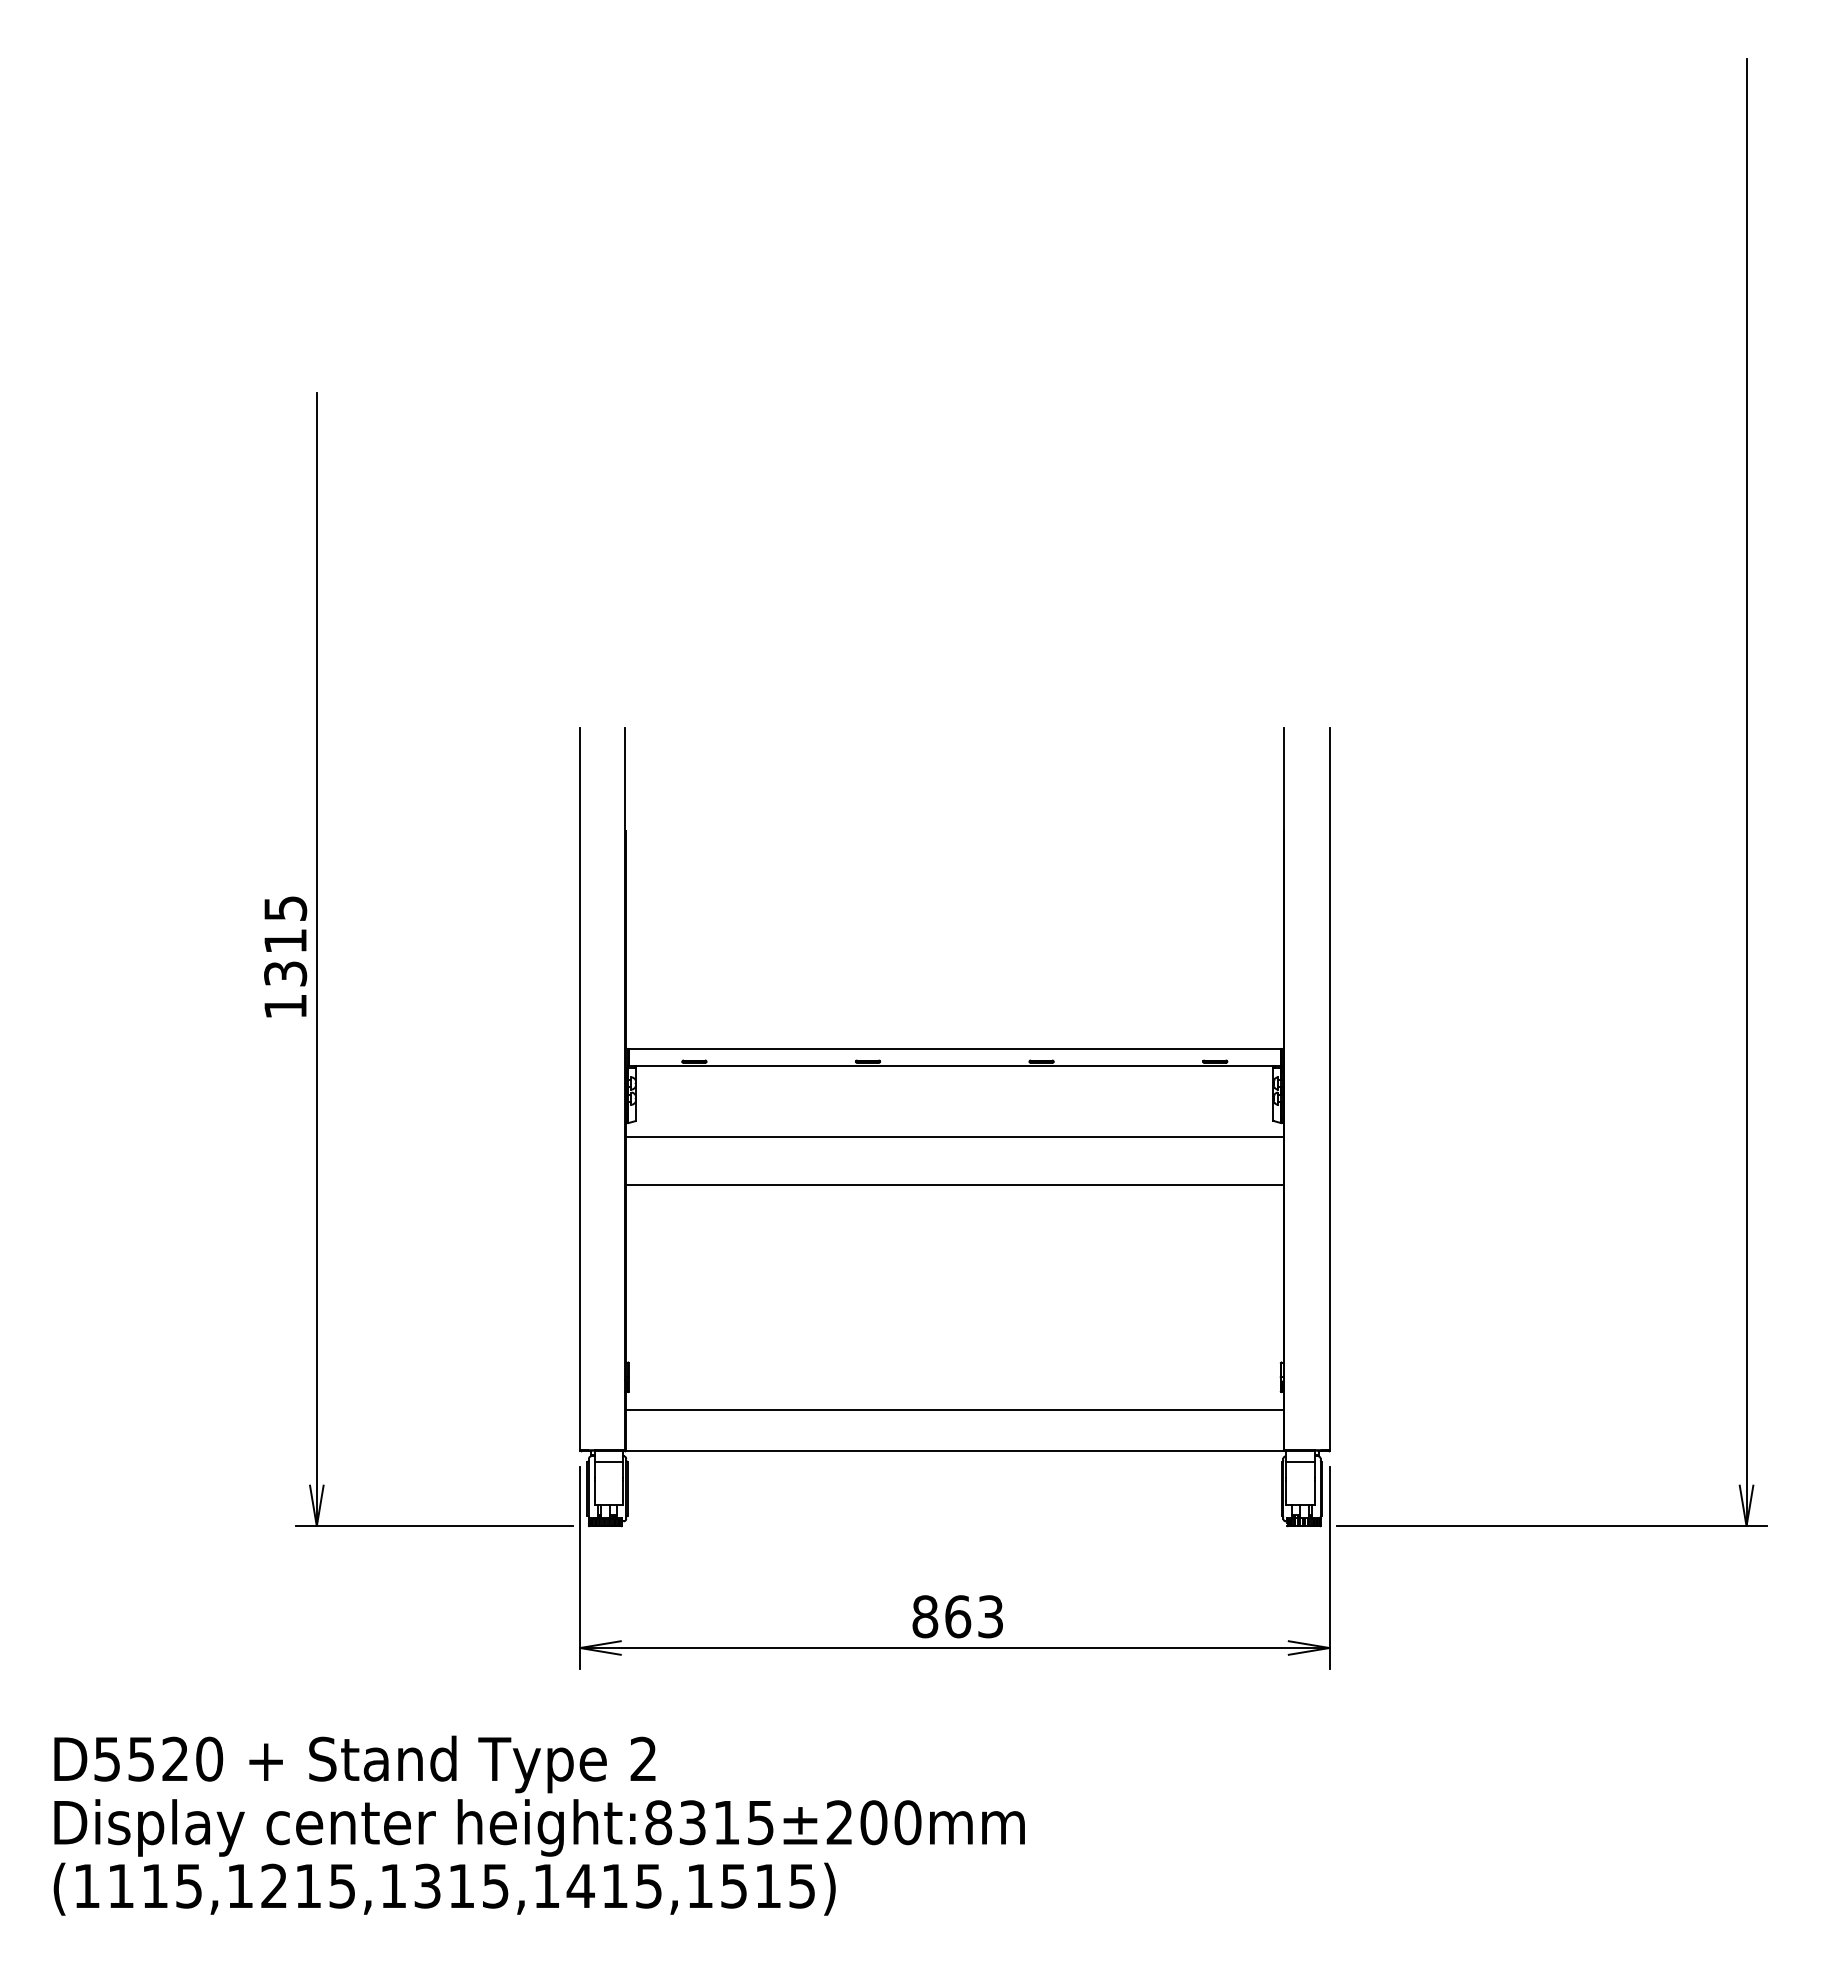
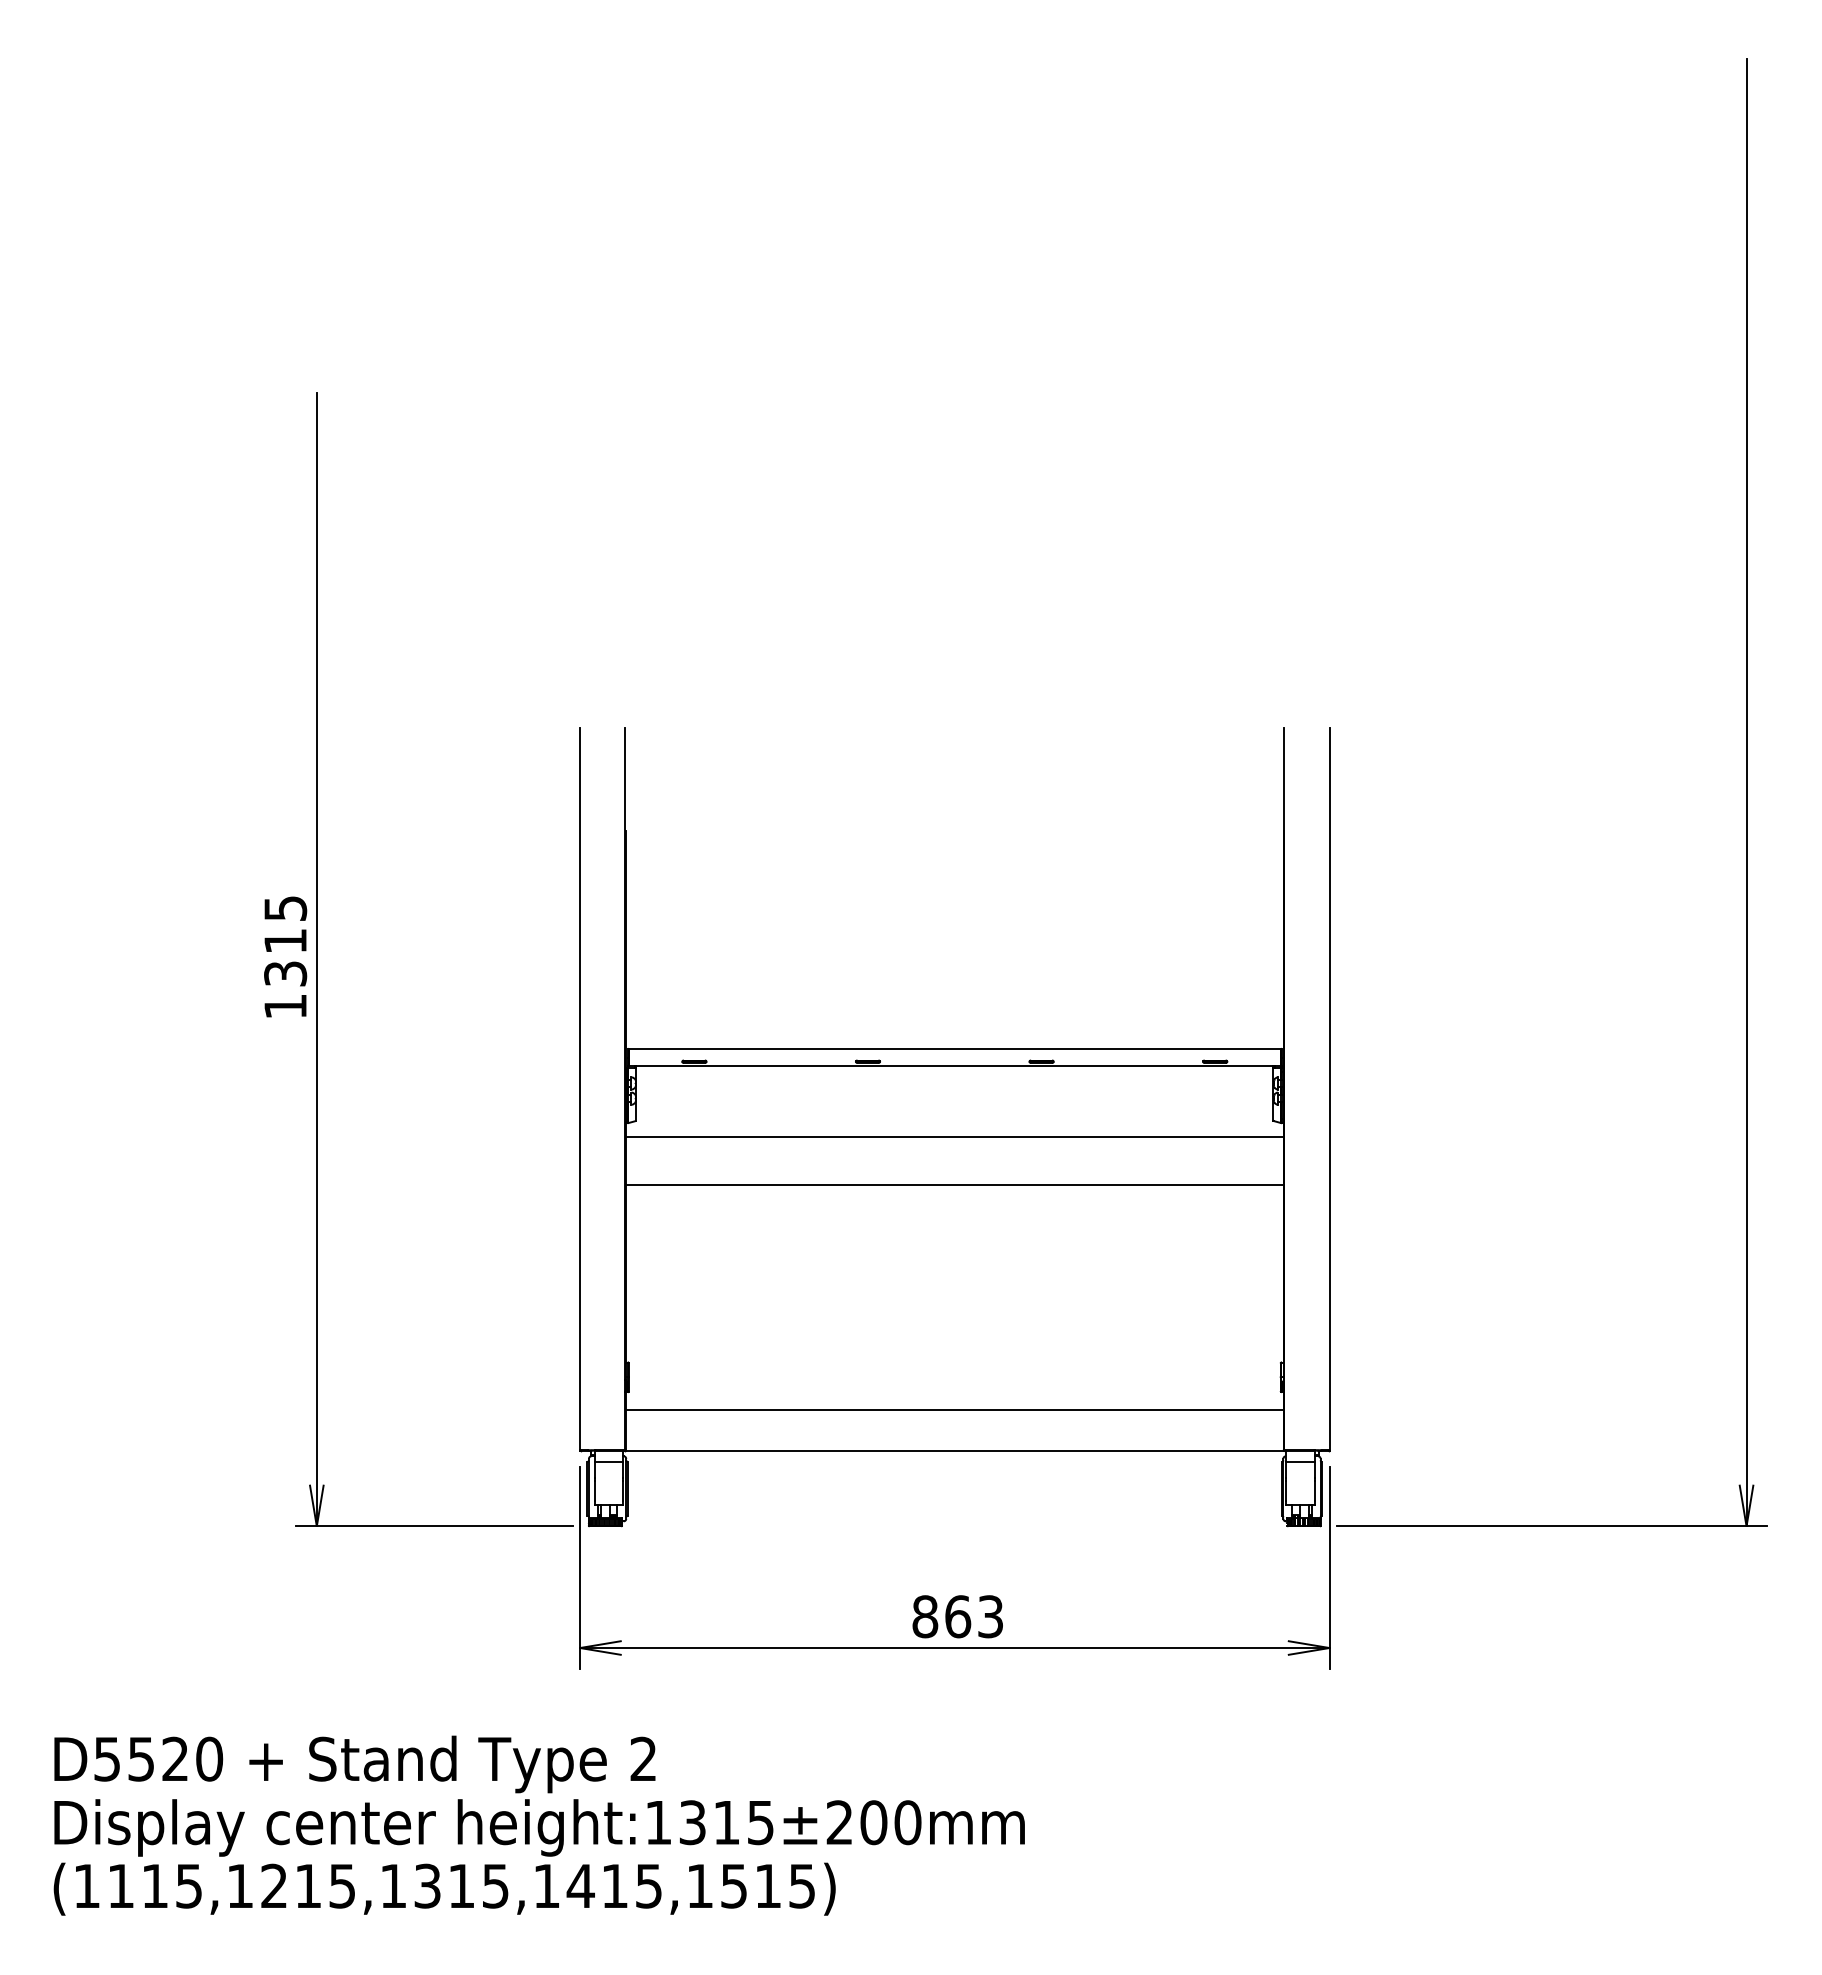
text: height:8315±200mm -> height:1315±200mm (658, 1822)
